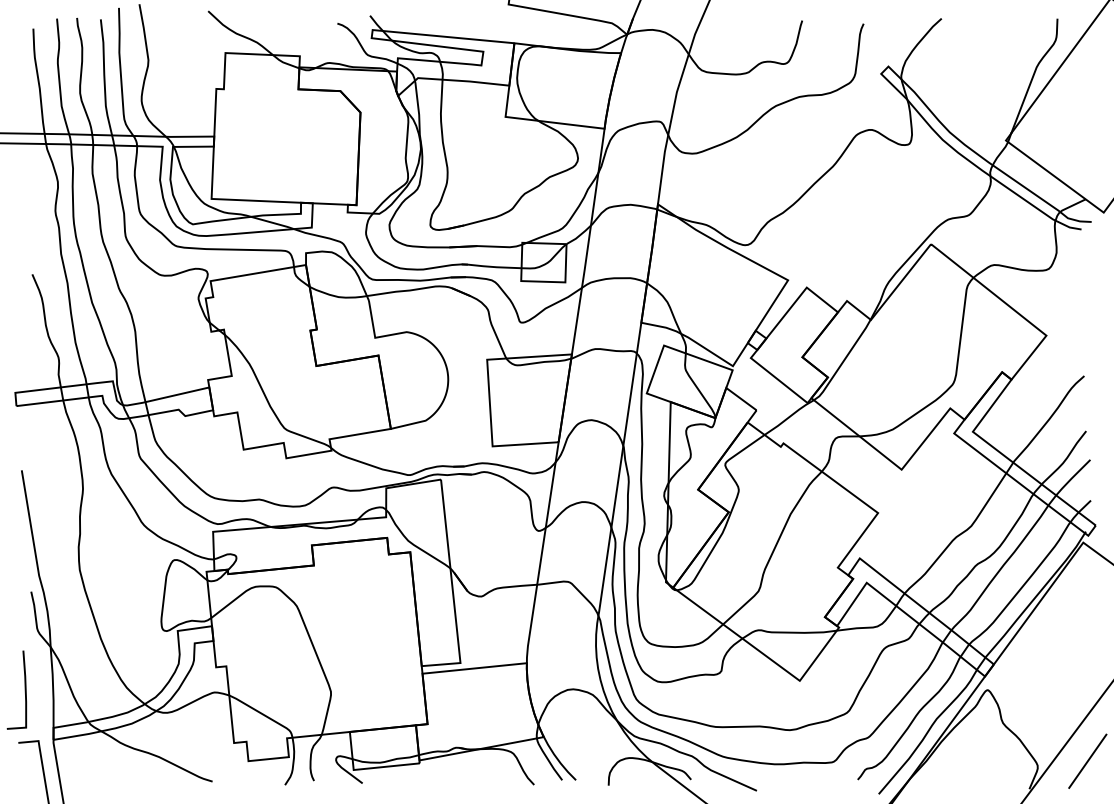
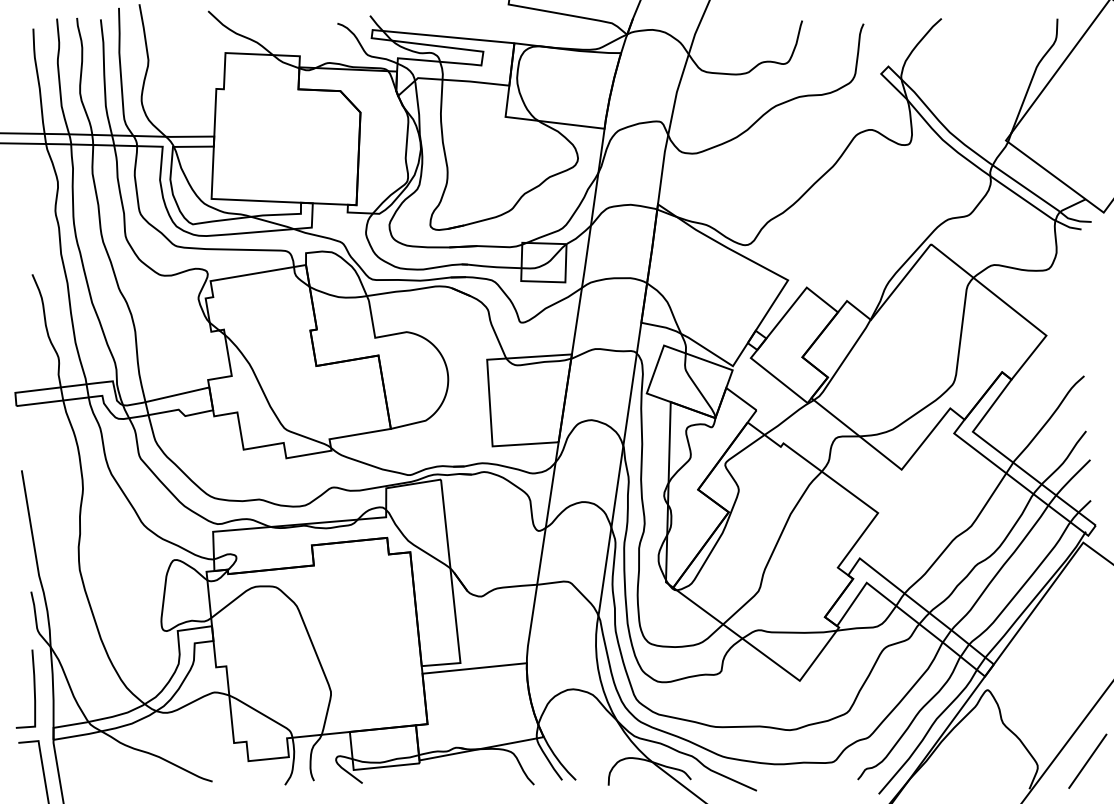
line position: (24, 689) -> (33, 688) (33, 688)
